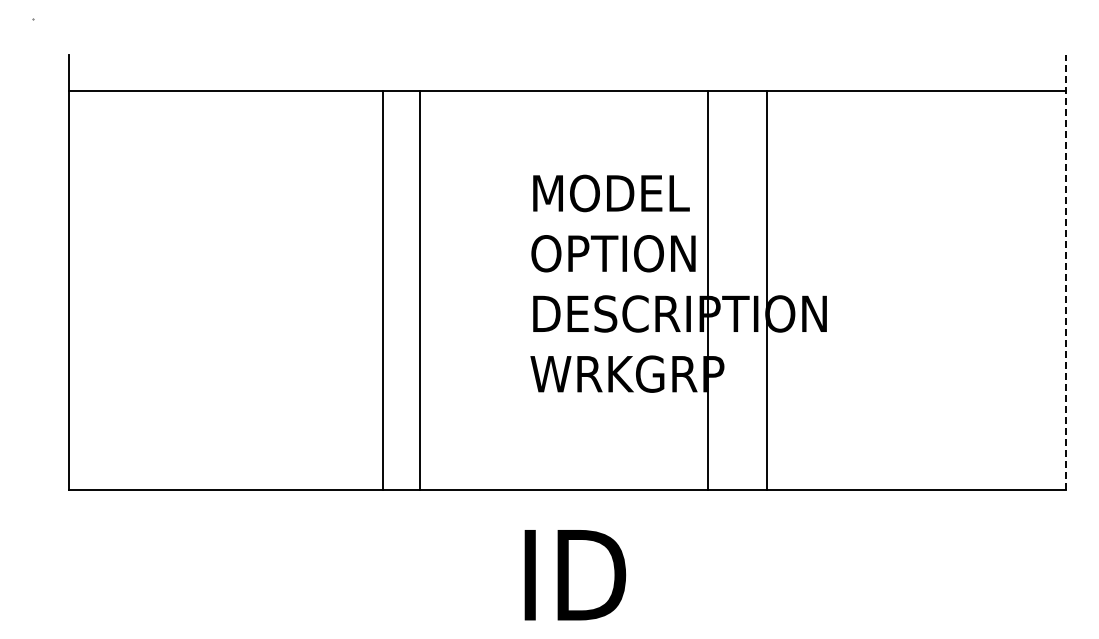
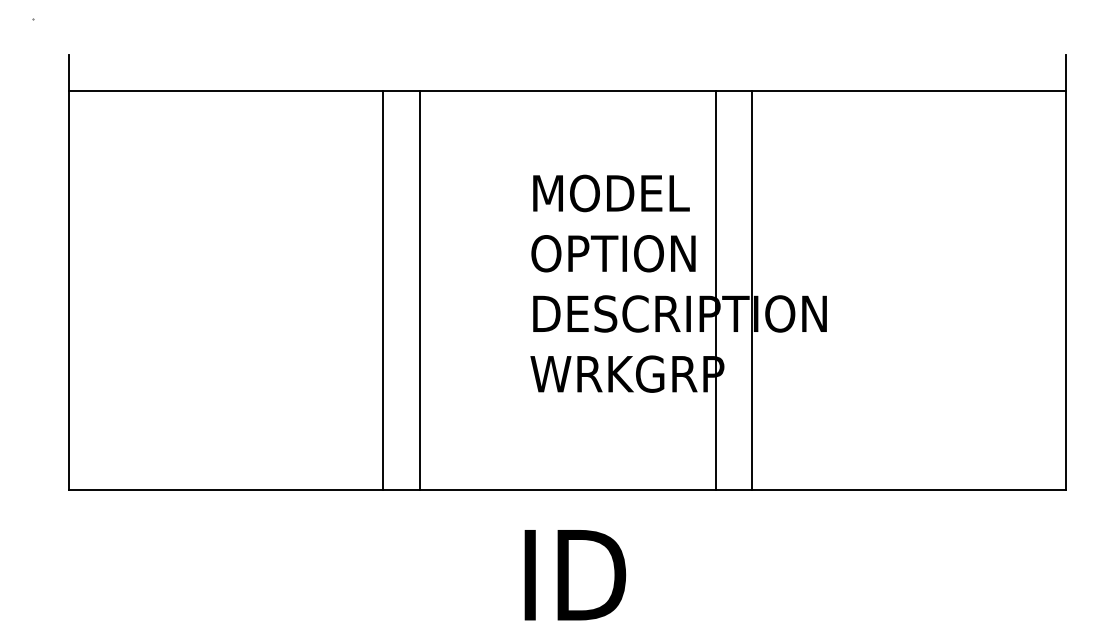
line: dashed -> solid (1066, 271)
line position: (707, 290) -> (715, 290) (715, 290)
line position: (766, 290) -> (751, 290) (751, 290)
